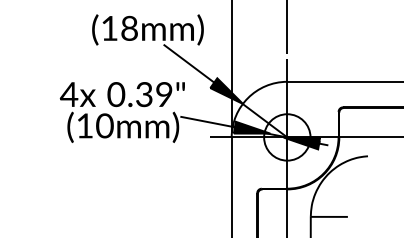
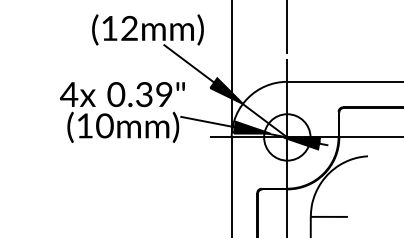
text: (18mm) -> (12mm) (129, 28)
